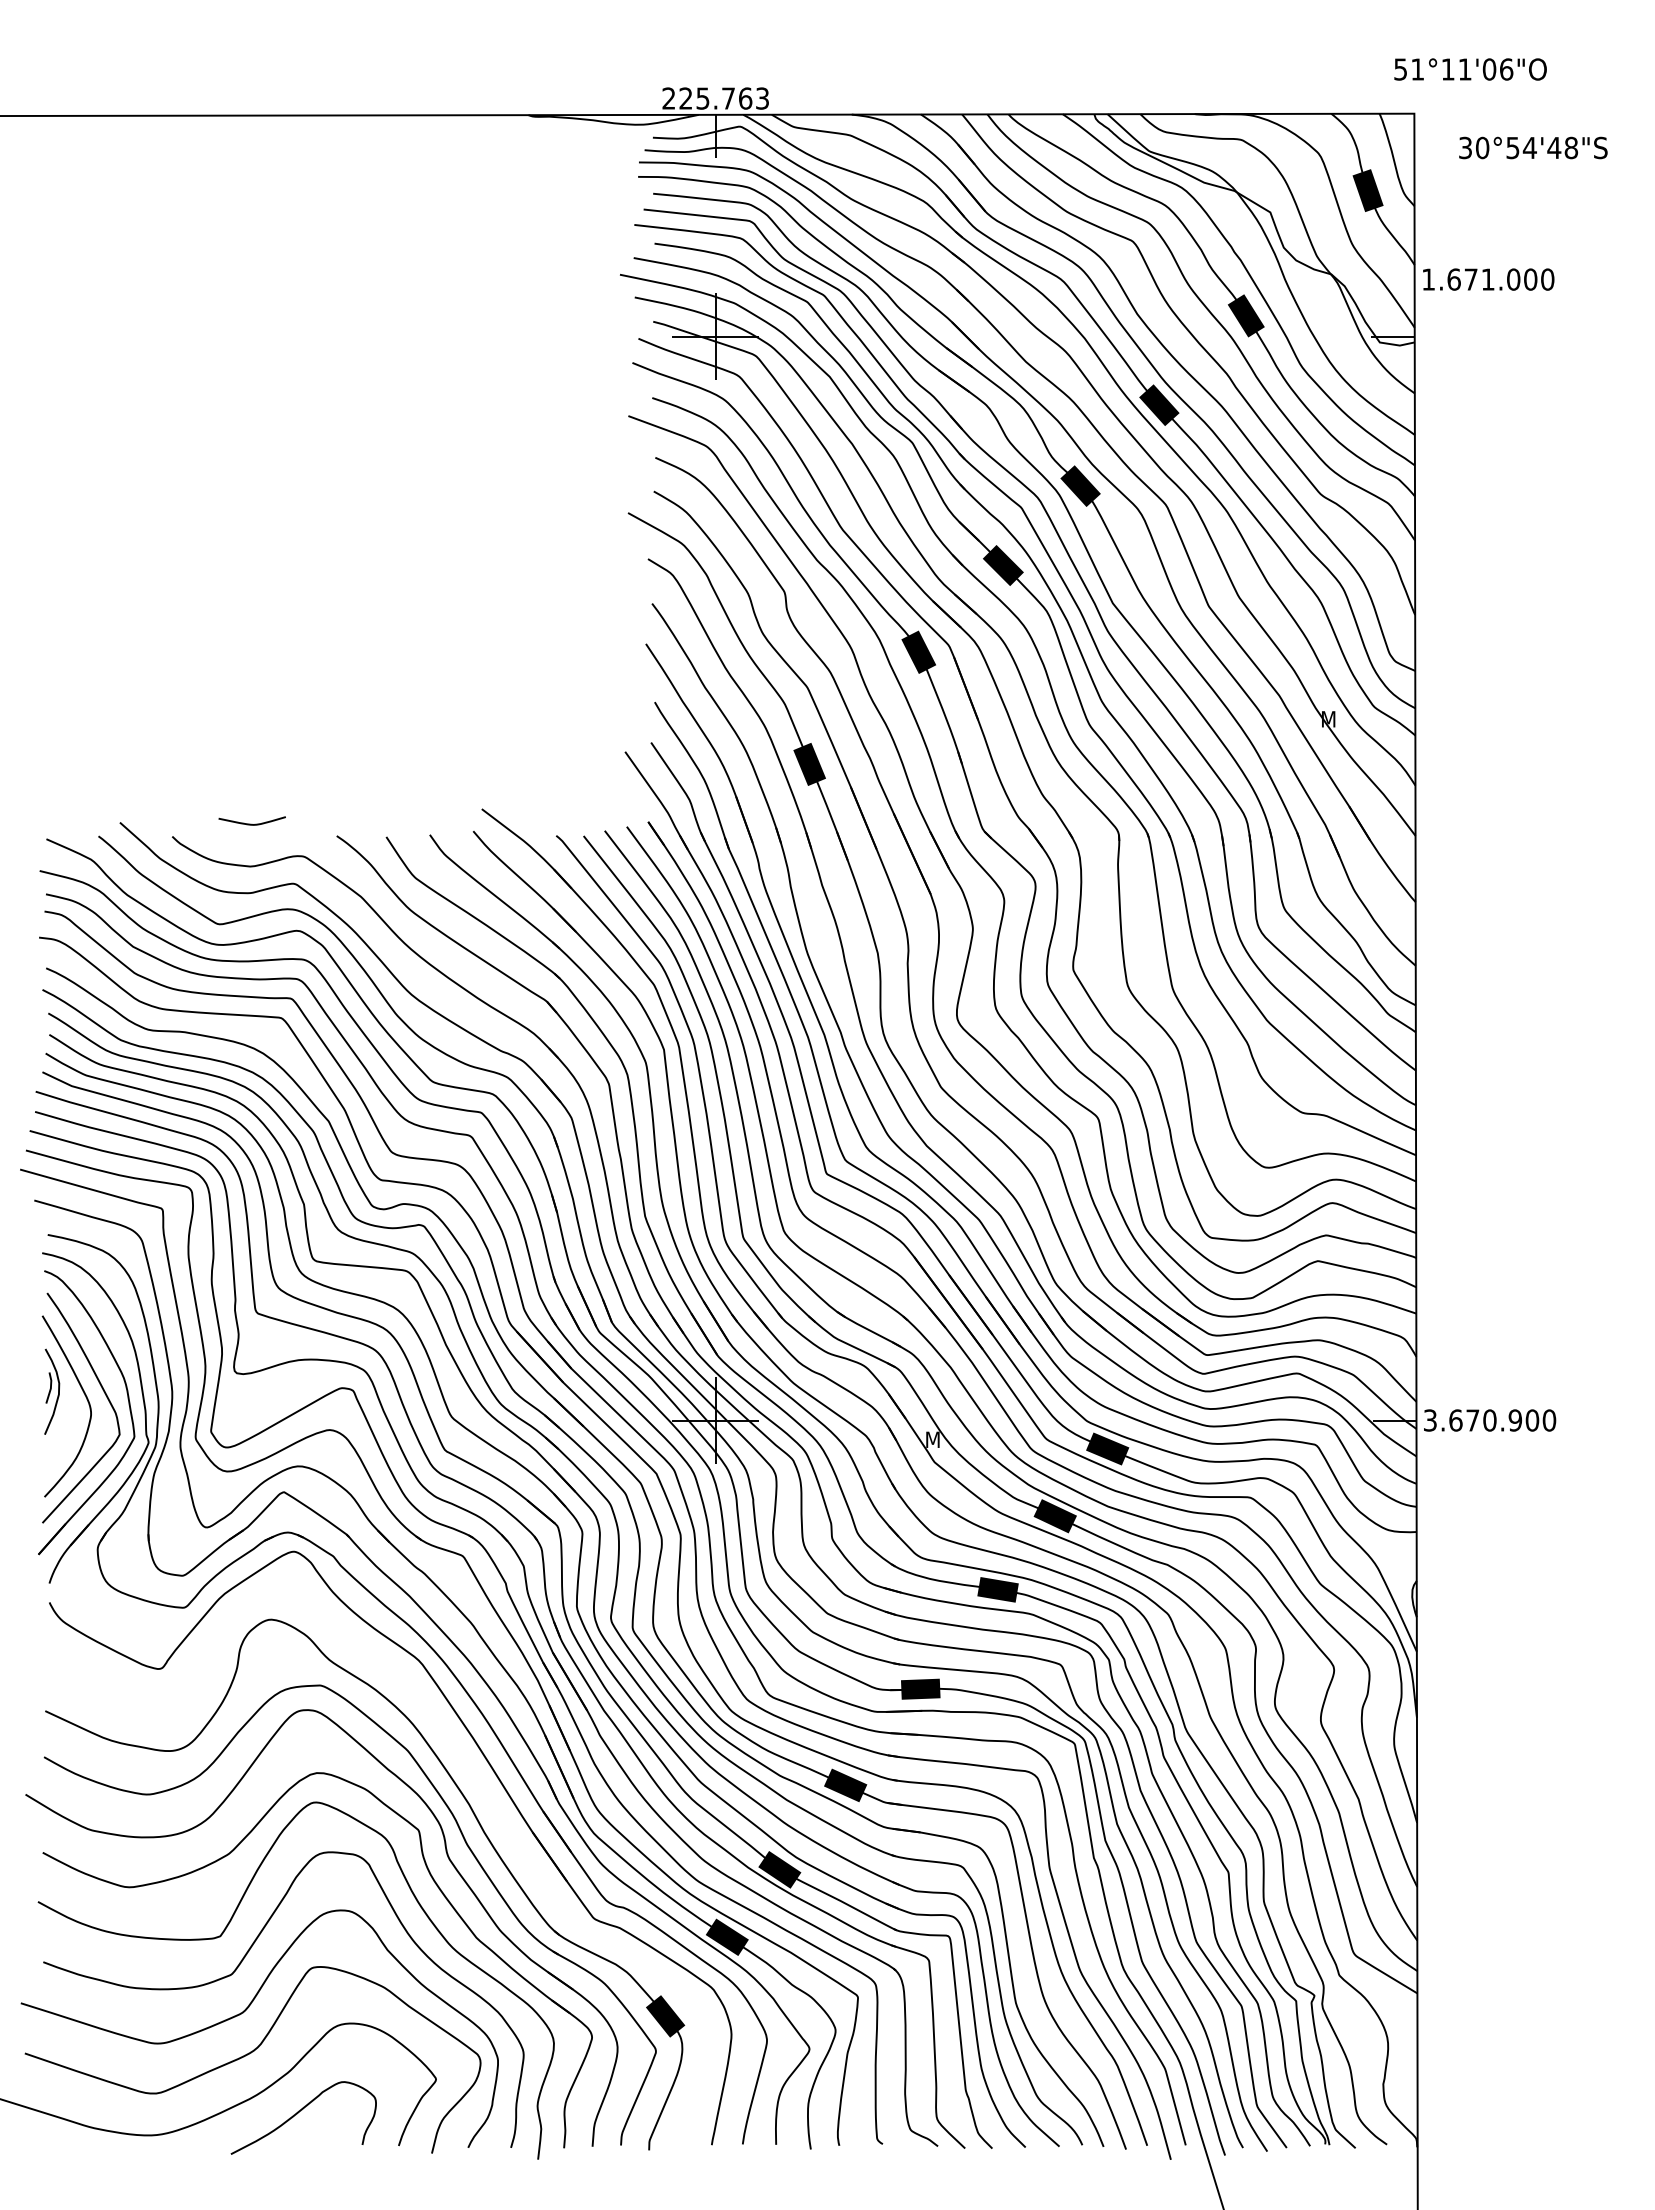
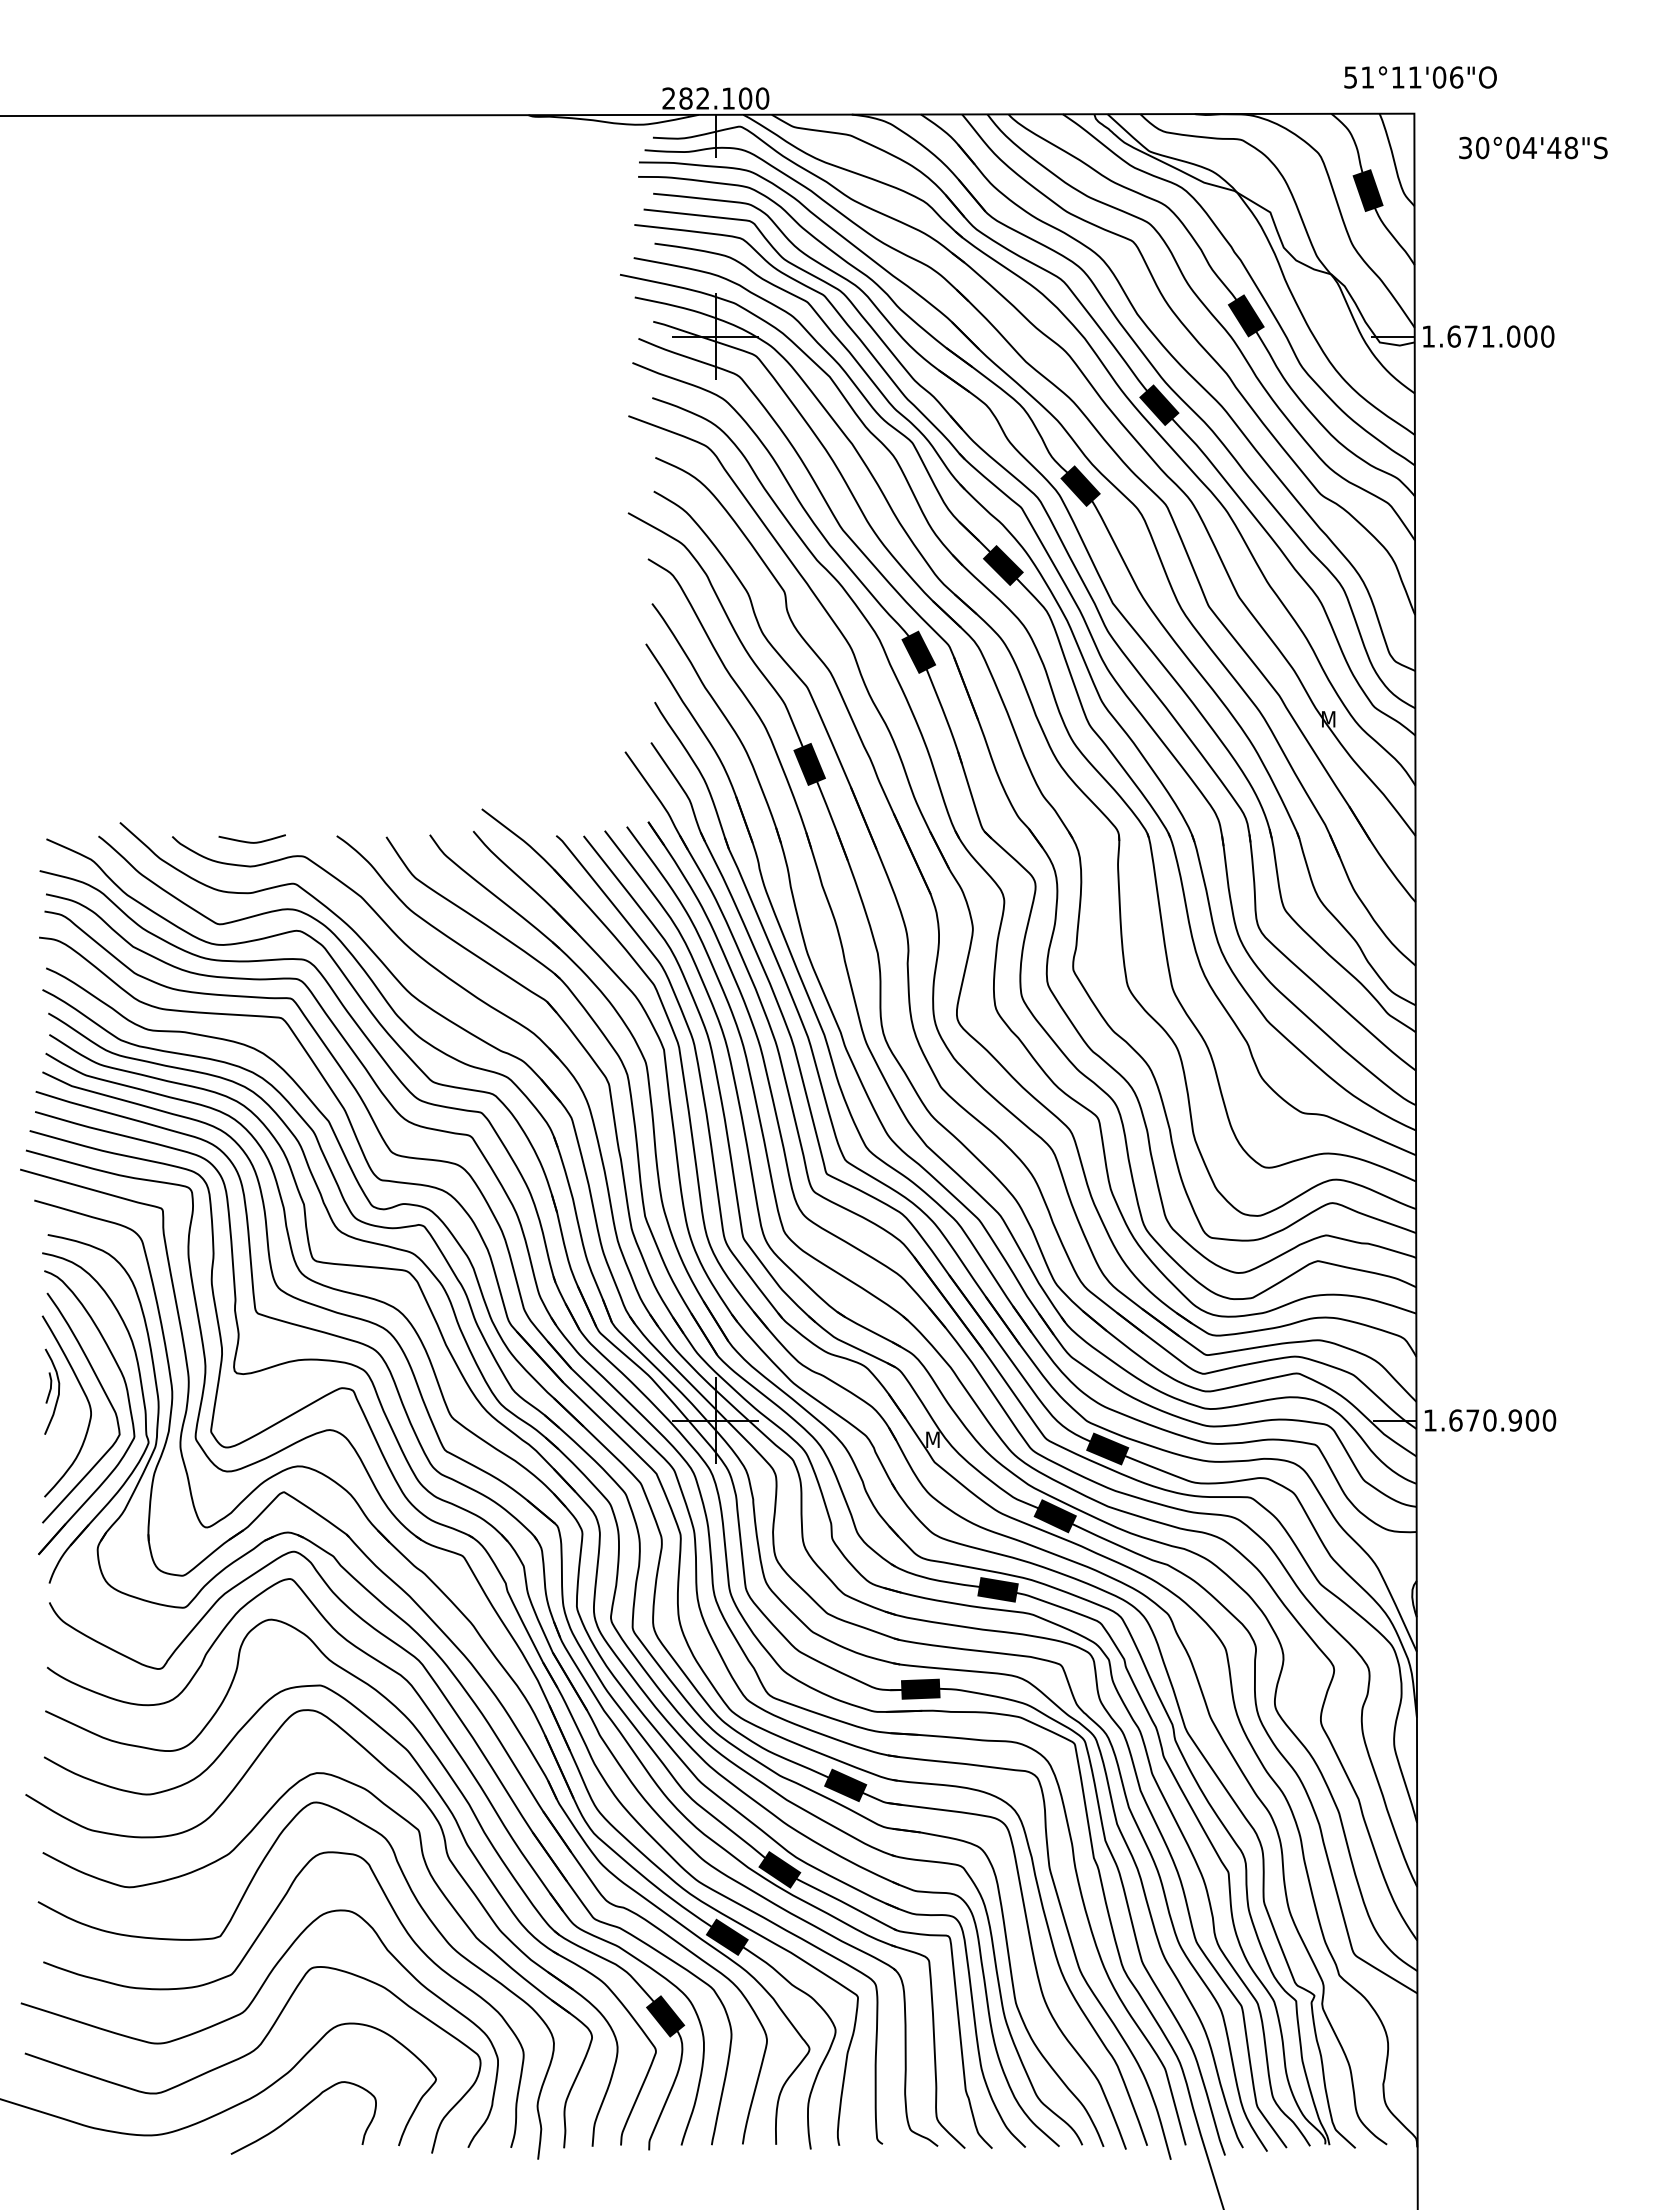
text position: (1470, 69) -> (1420, 77) (1420, 77)
text: 225.763 -> 282.100 (724, 98)
text: 30°54'48"S -> 30°04'48"S (1512, 147)
text position: (1488, 279) -> (1488, 336) (1488, 336)
curve position: (251, 823) -> (251, 841) (251, 841)
text: 3.670.900 -> 1.670.900 (1430, 1420)
part: none -> present (484, 1795)
